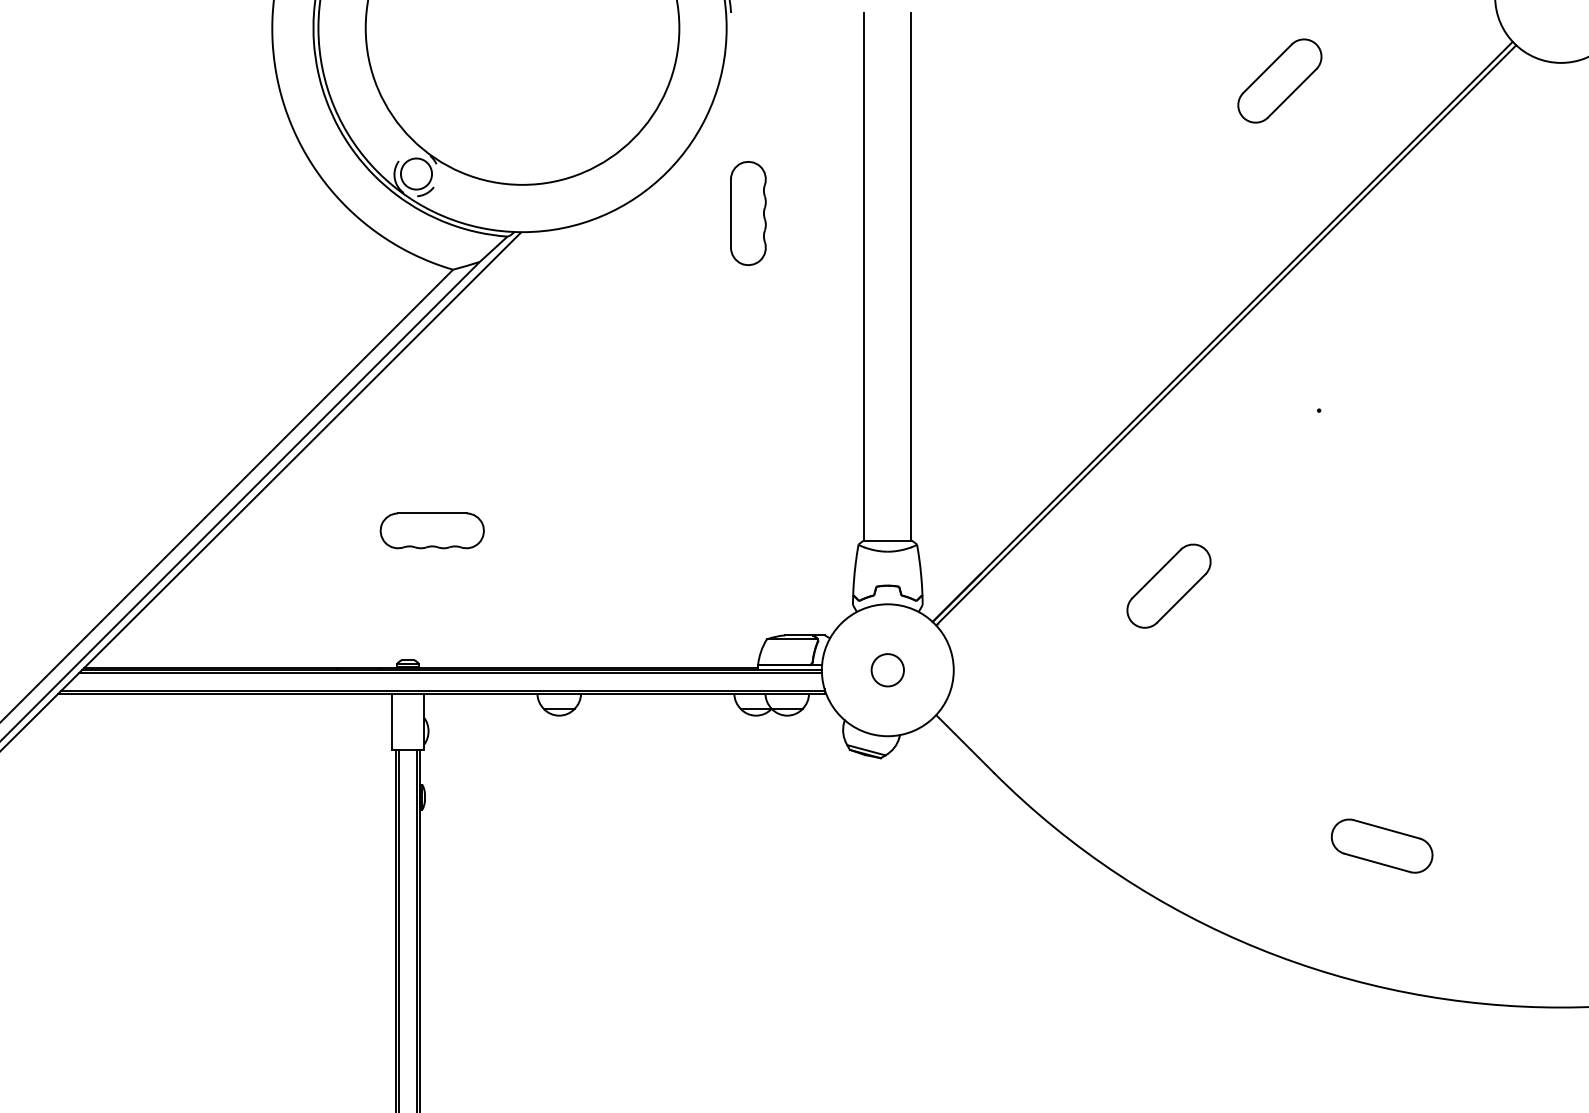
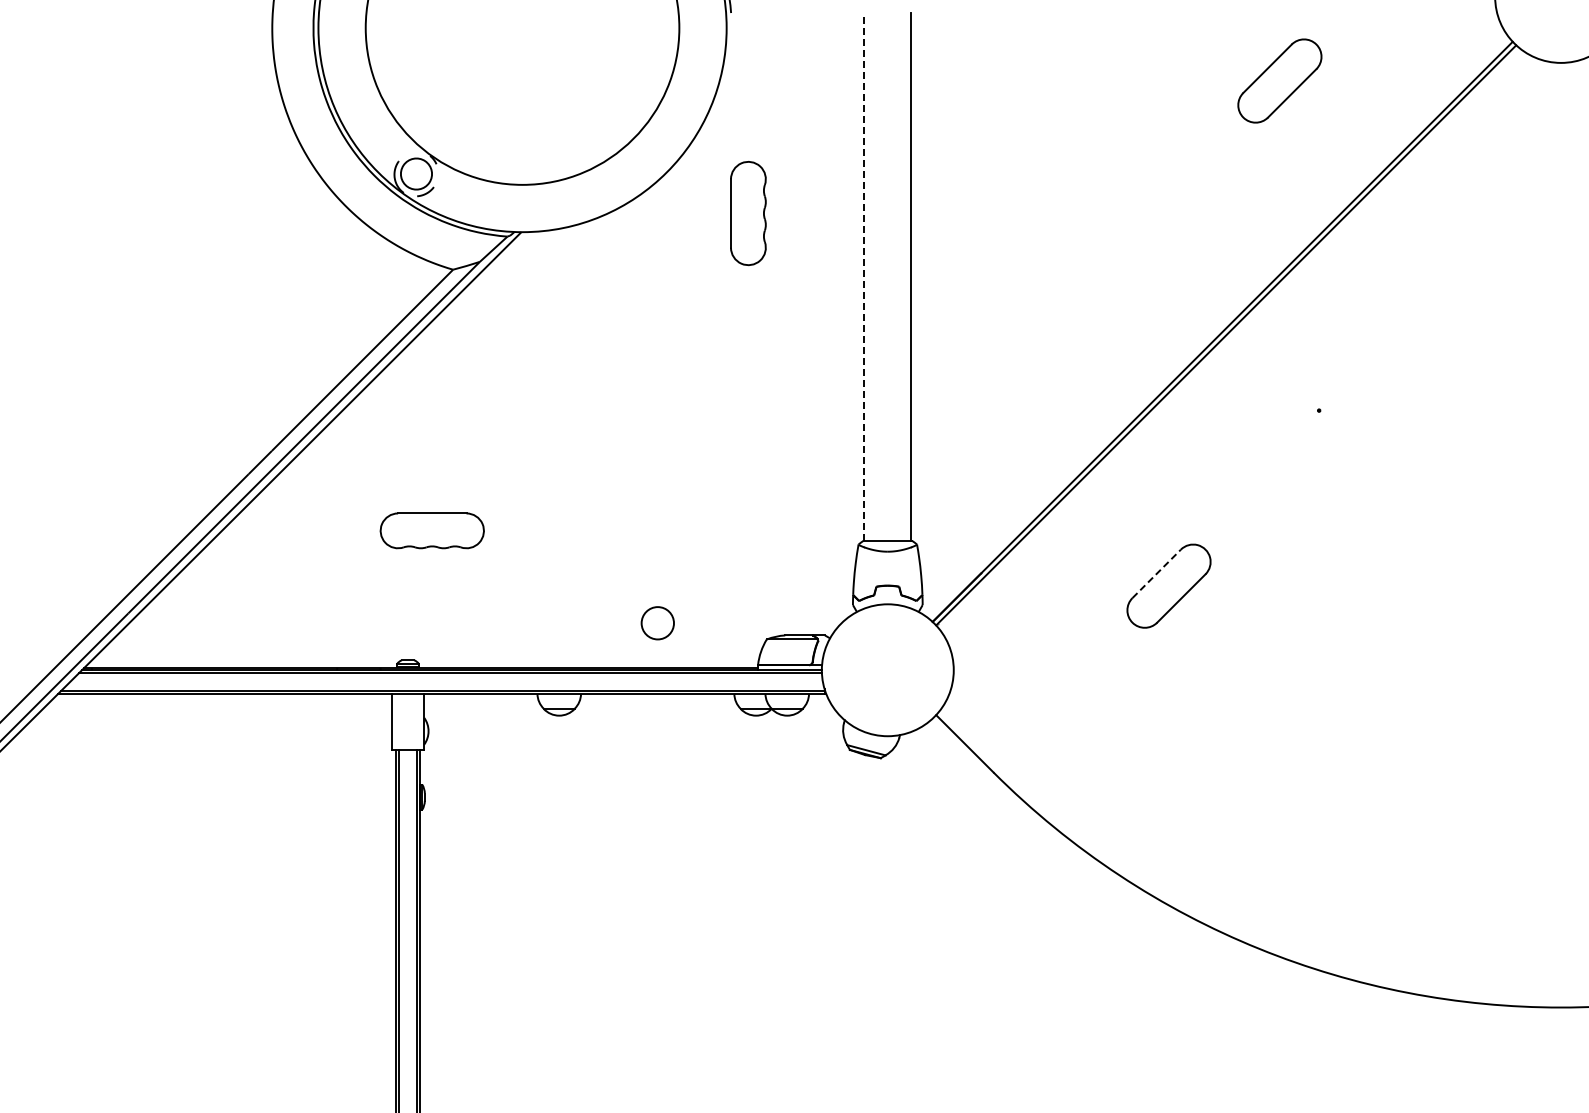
line: solid -> dashed (864, 276)
line: solid -> dashed (1157, 573)
circle position: (887, 670) -> (657, 623) (657, 623)
part: present -> none (1382, 845)
